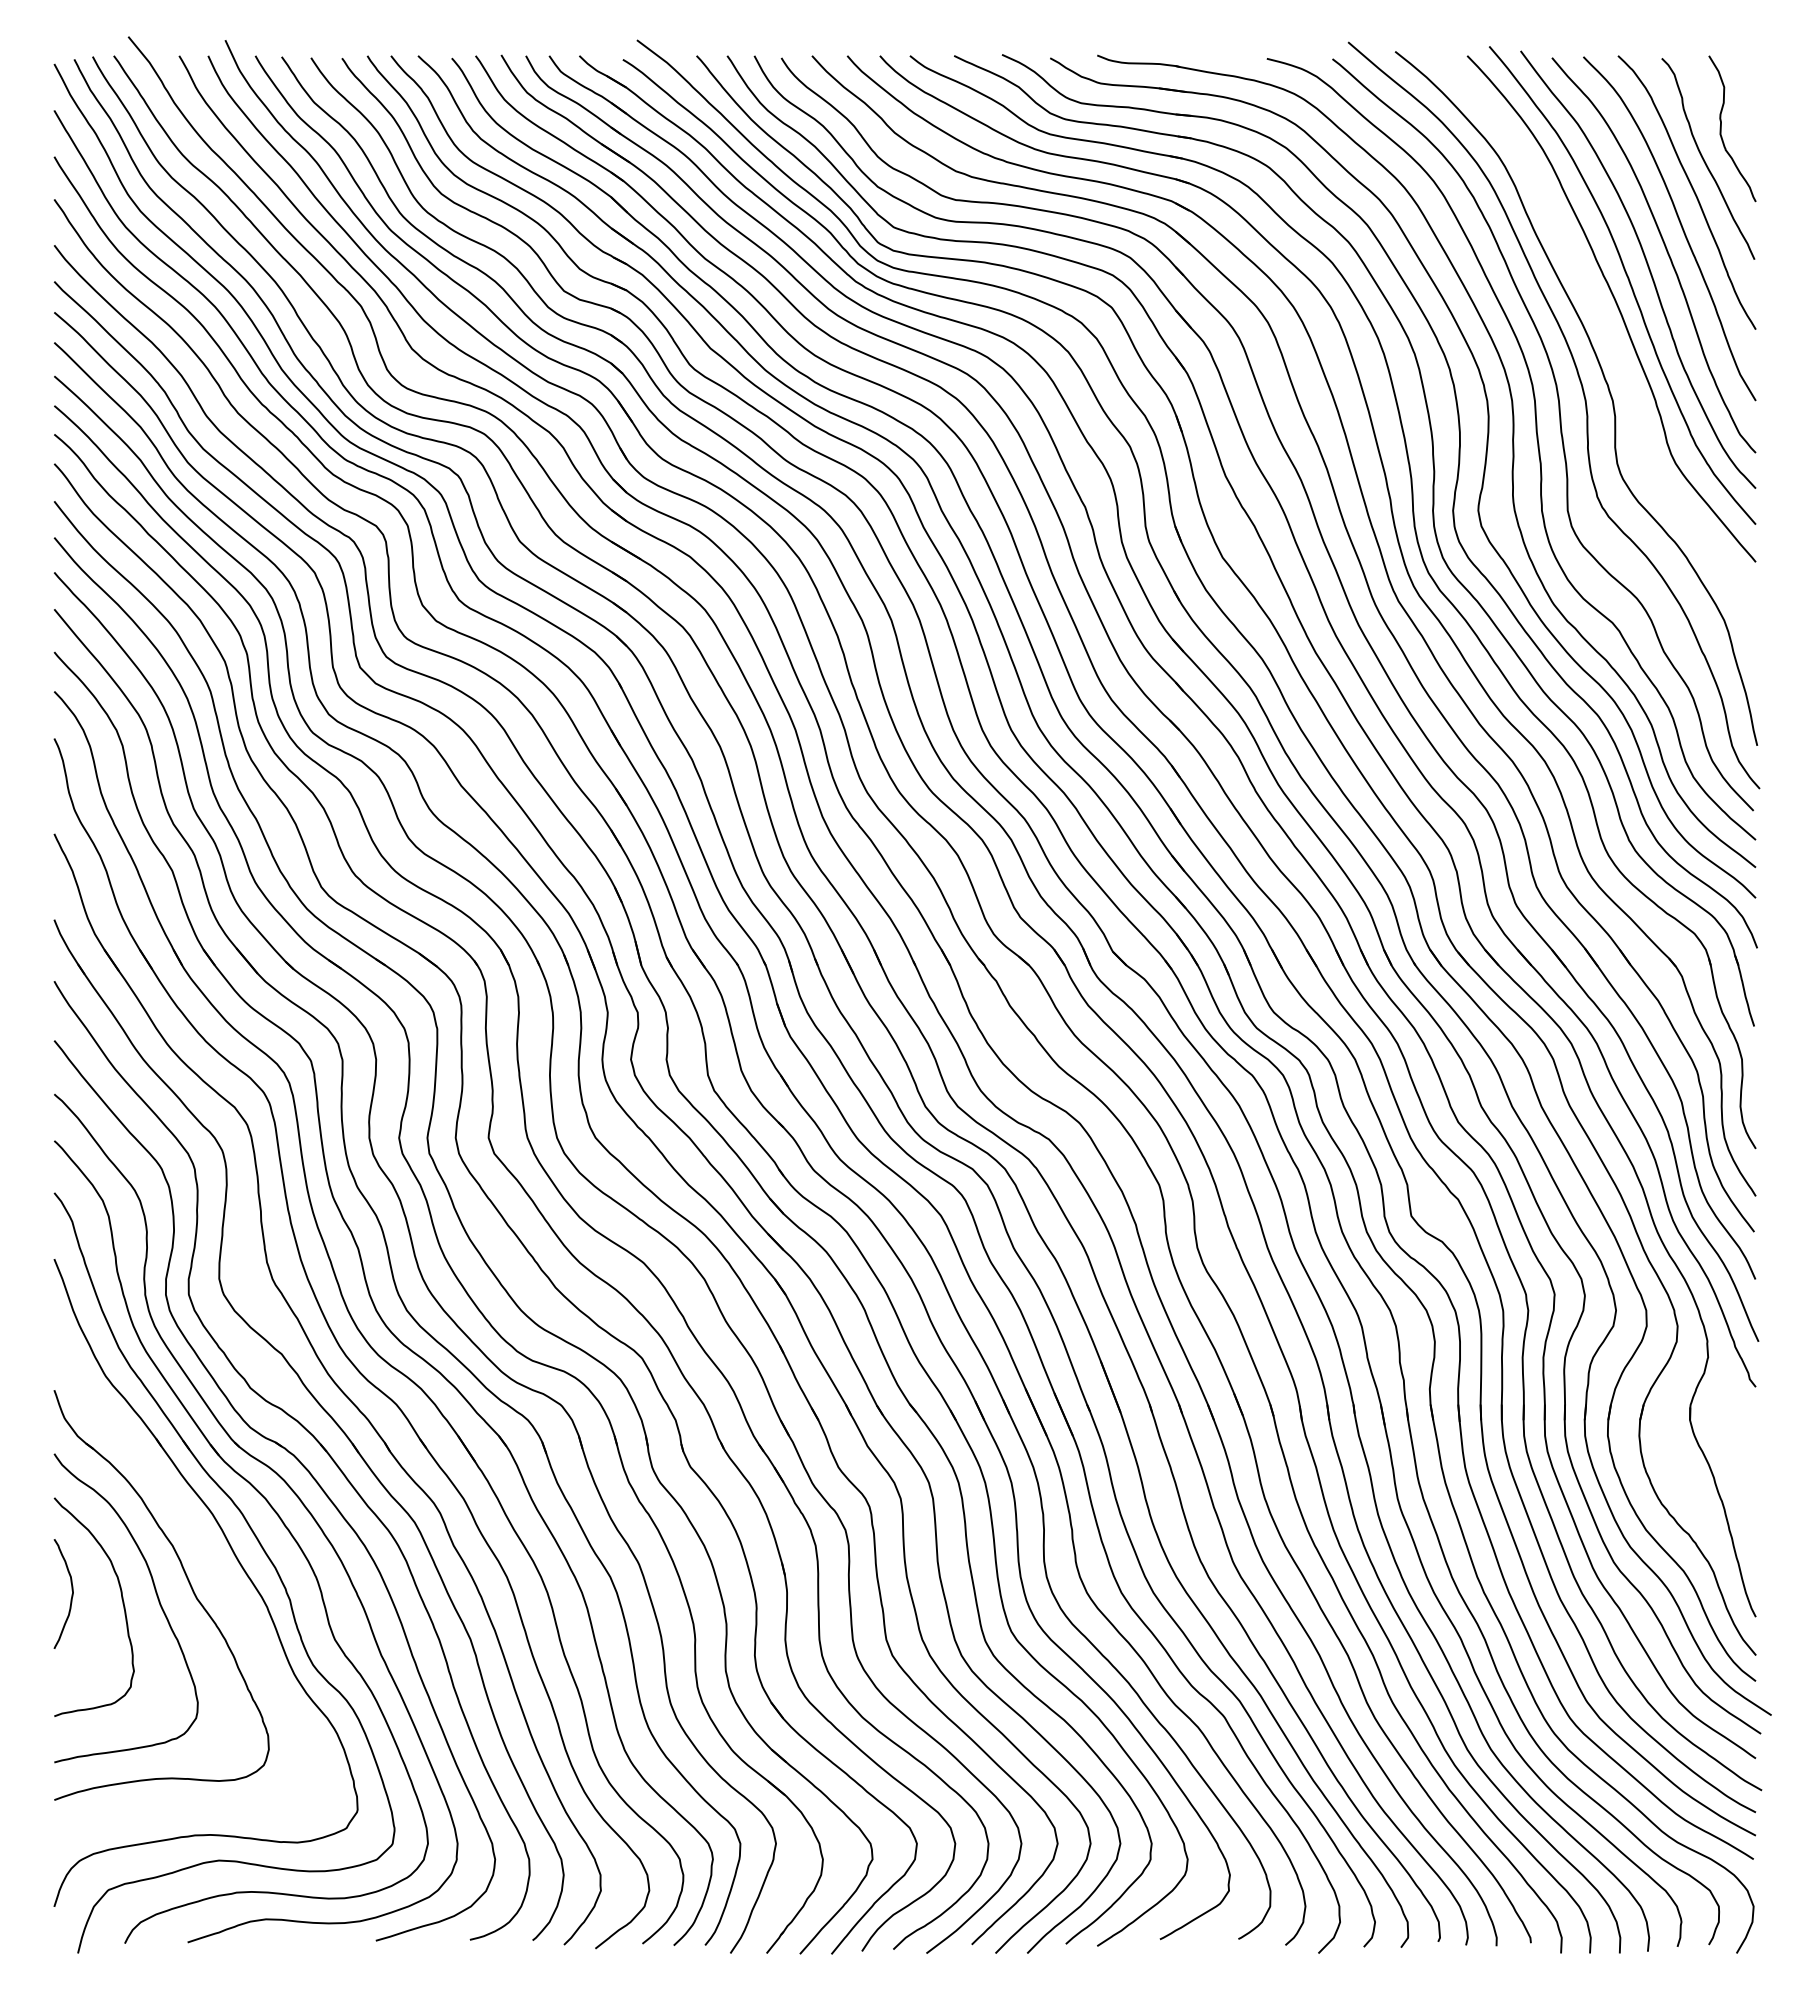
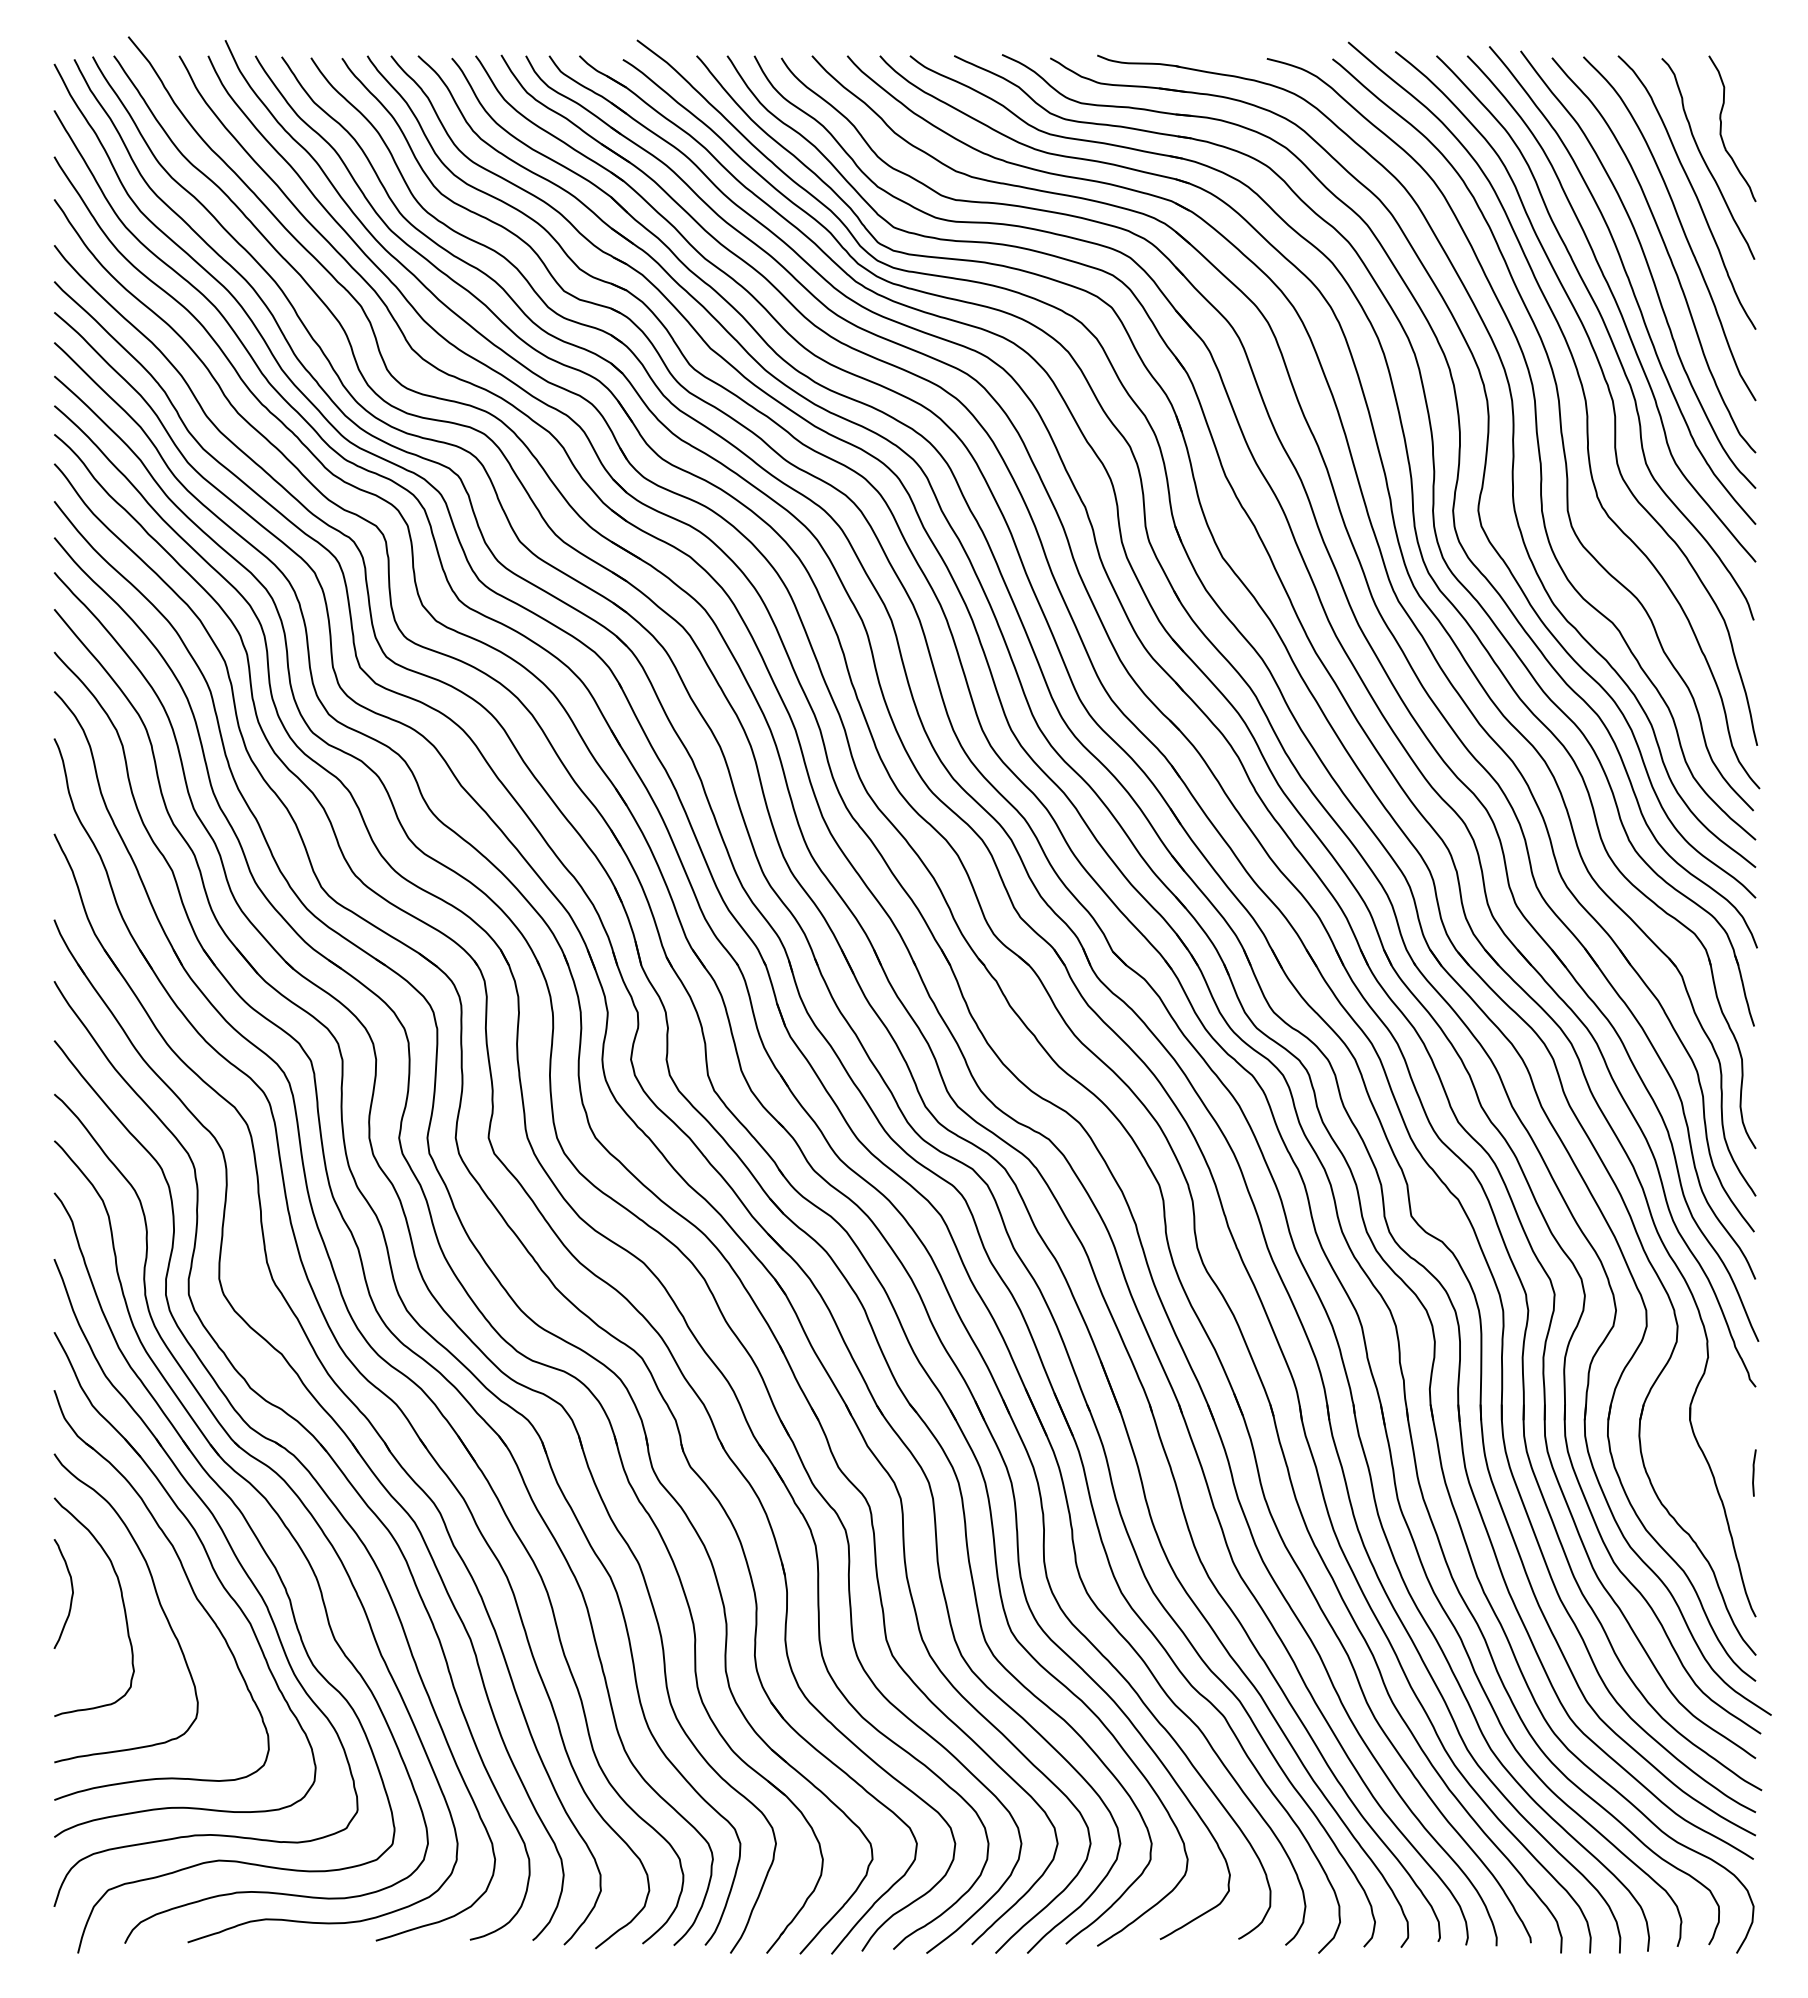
curve: none -> present (1606, 331)
line: none -> present (1754, 1472)
part: none -> present (212, 1569)
